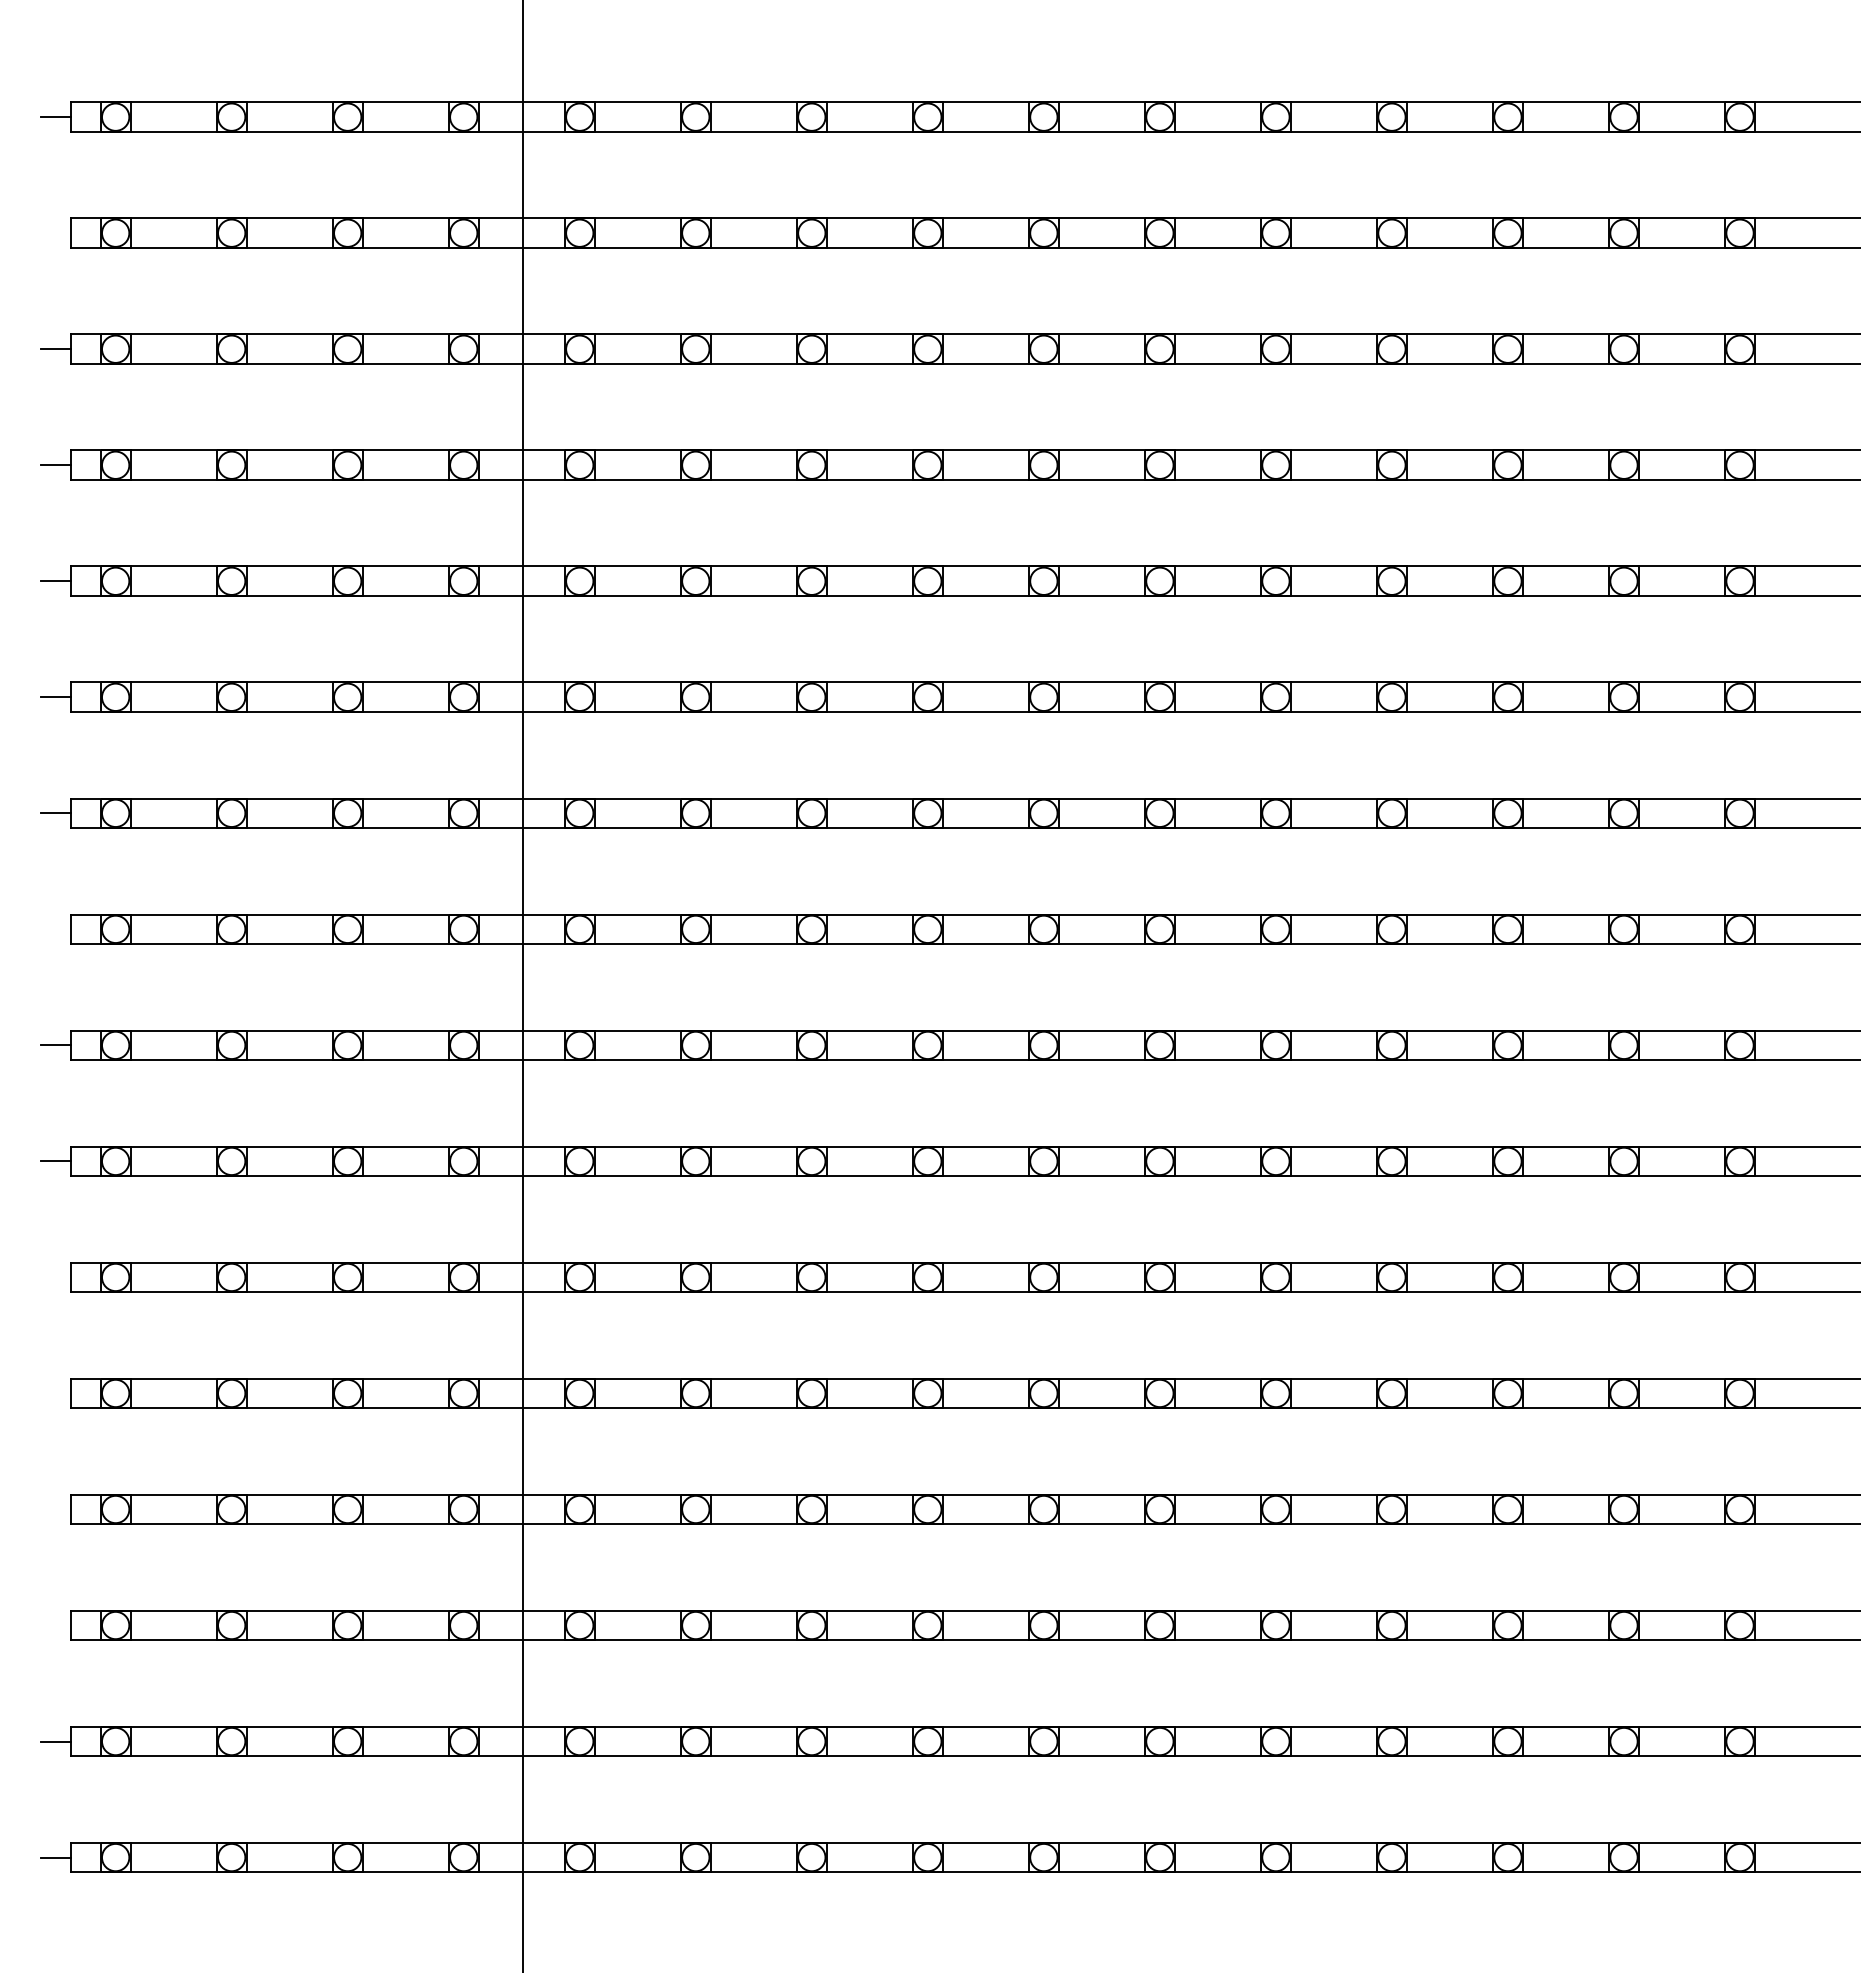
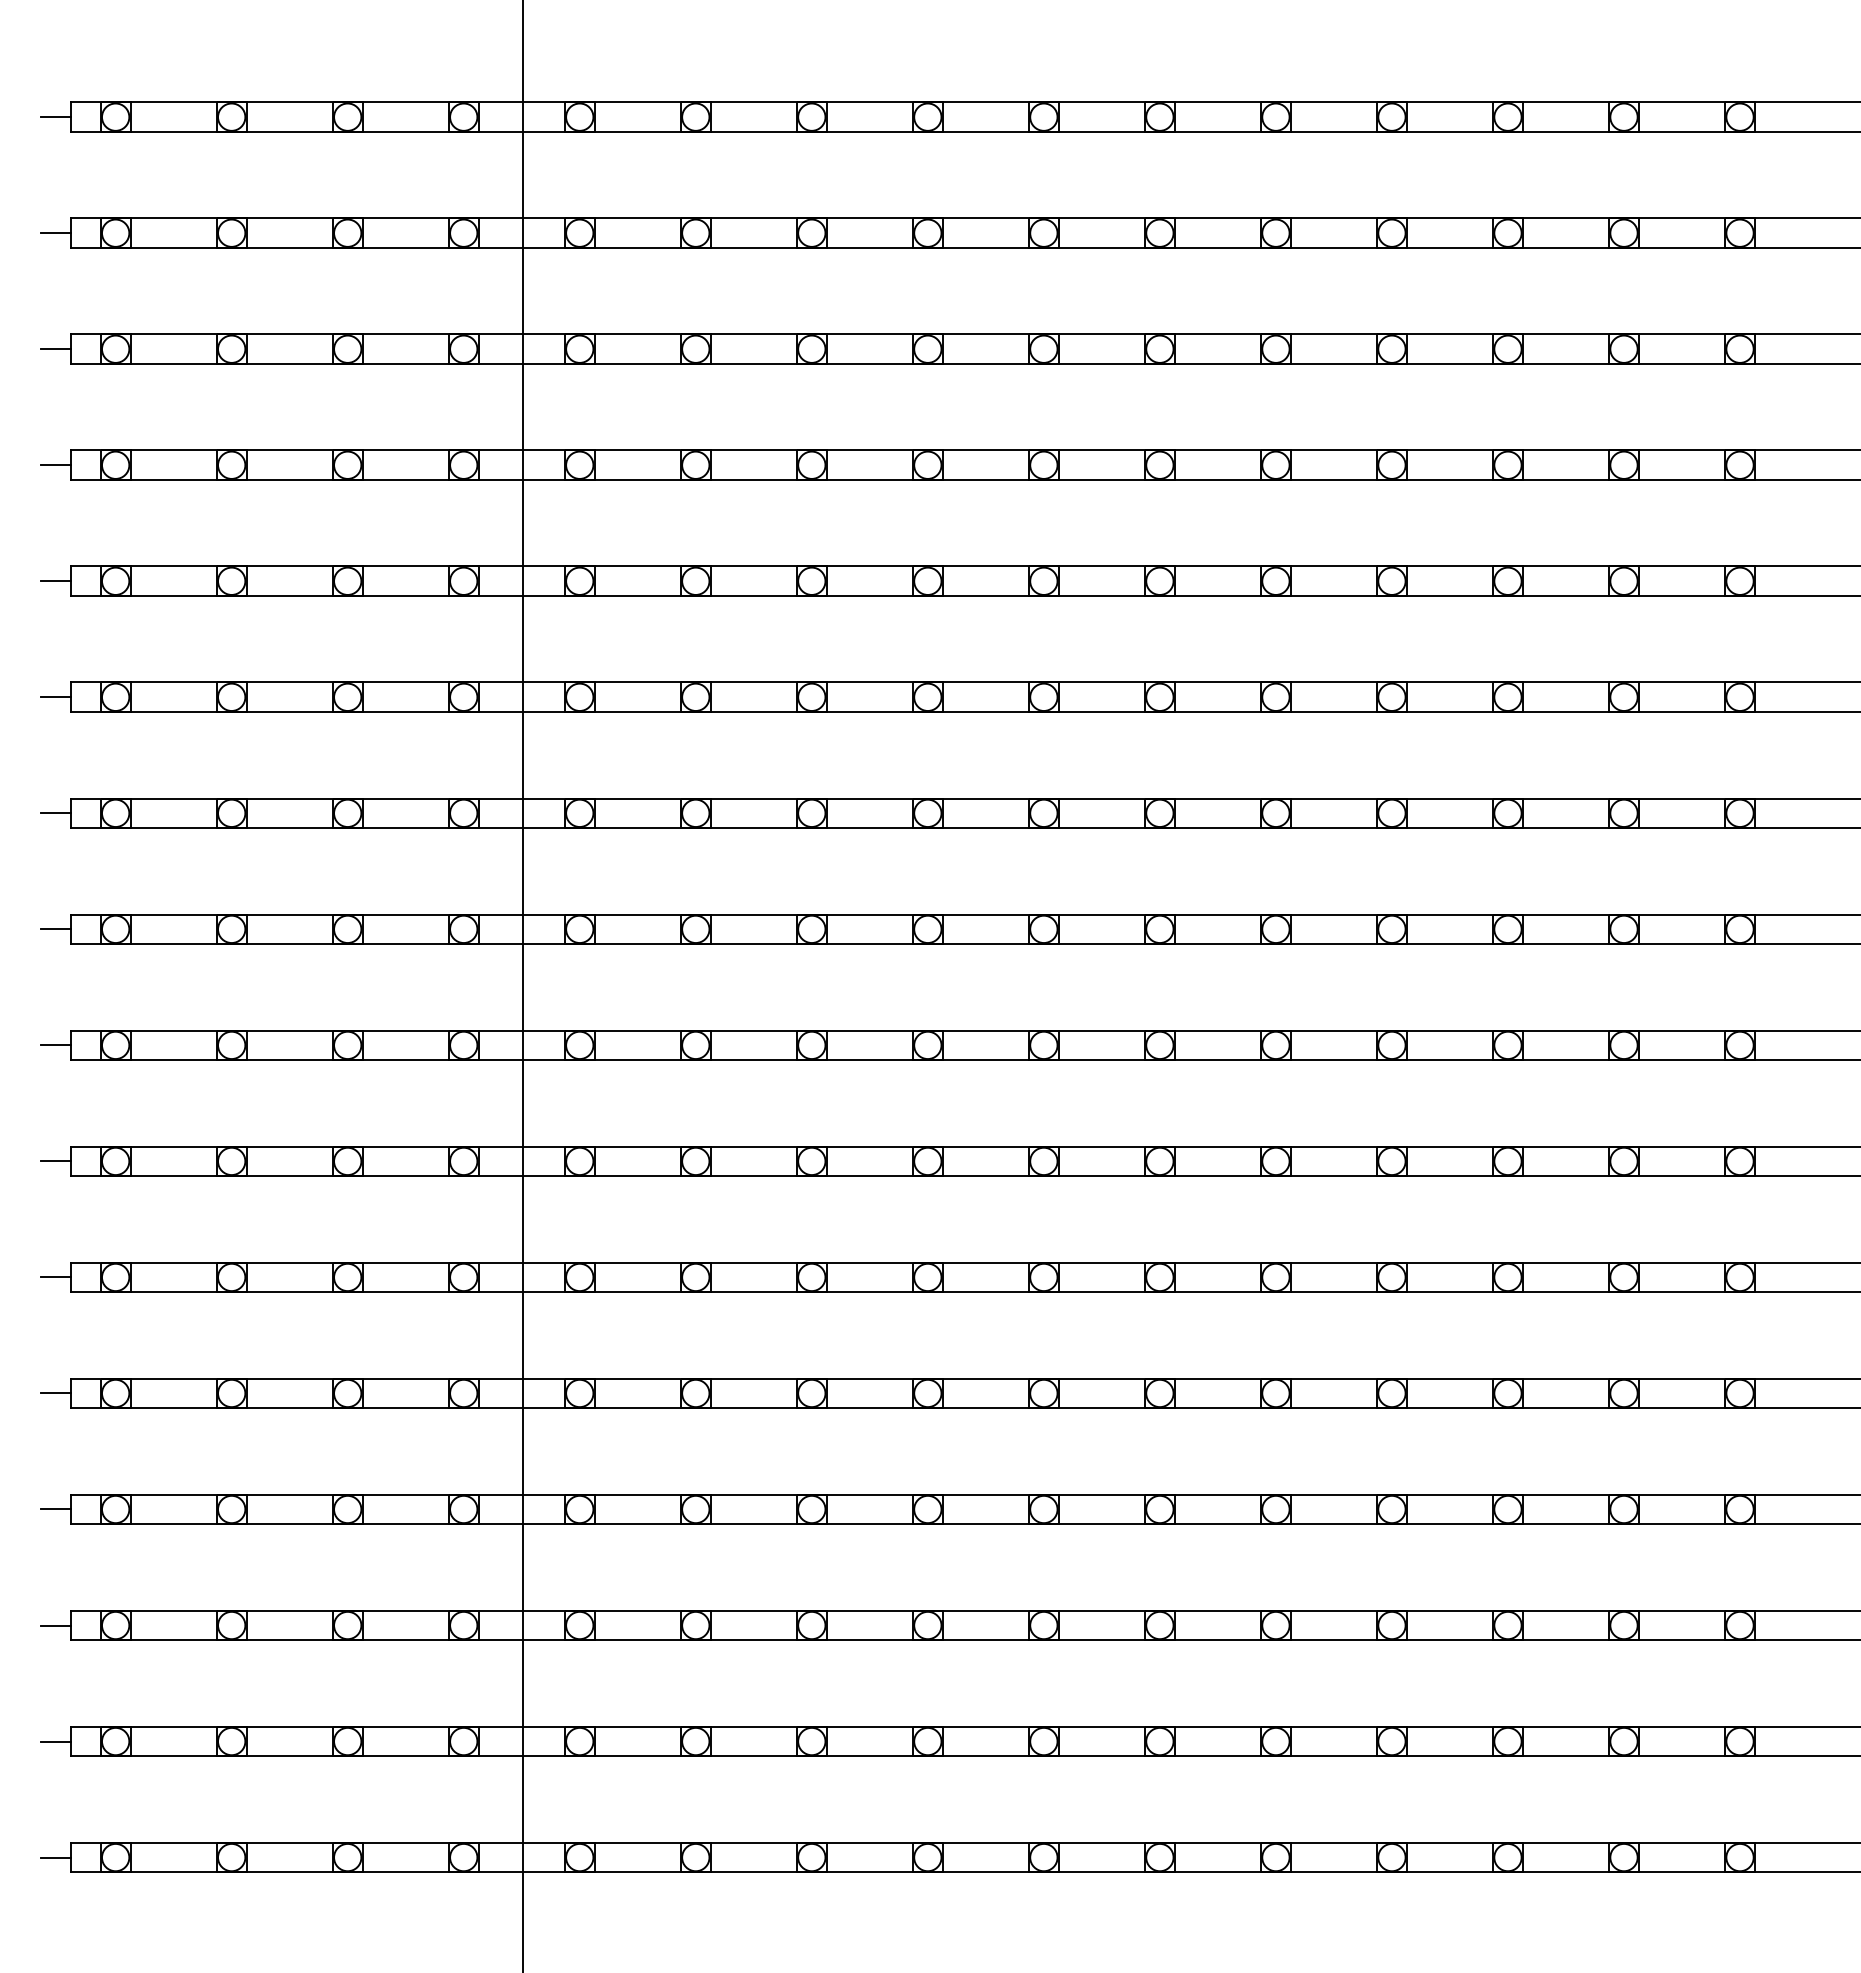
line: none -> present (55, 233)
line: none -> present (55, 929)
line: none -> present (55, 1277)
line: none -> present (55, 1393)
line: none -> present (55, 1509)
line: none -> present (55, 1625)
